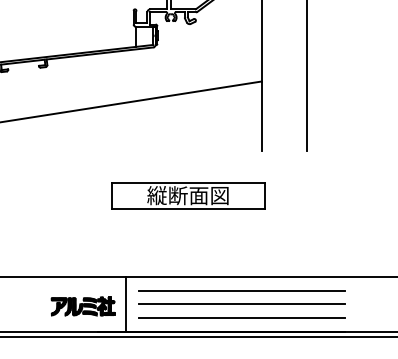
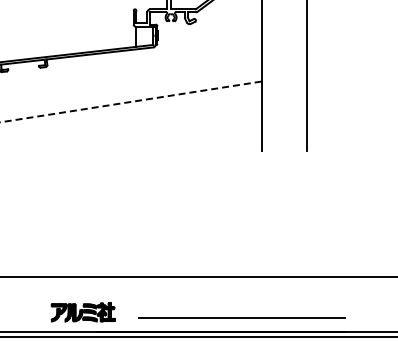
line: solid -> dashed (131, 101)
part: present -> none (188, 195)
line: present -> none (242, 290)
line: present -> none (125, 303)
line: present -> none (242, 304)
part position: (82, 306) -> (82, 312) (82, 312)
